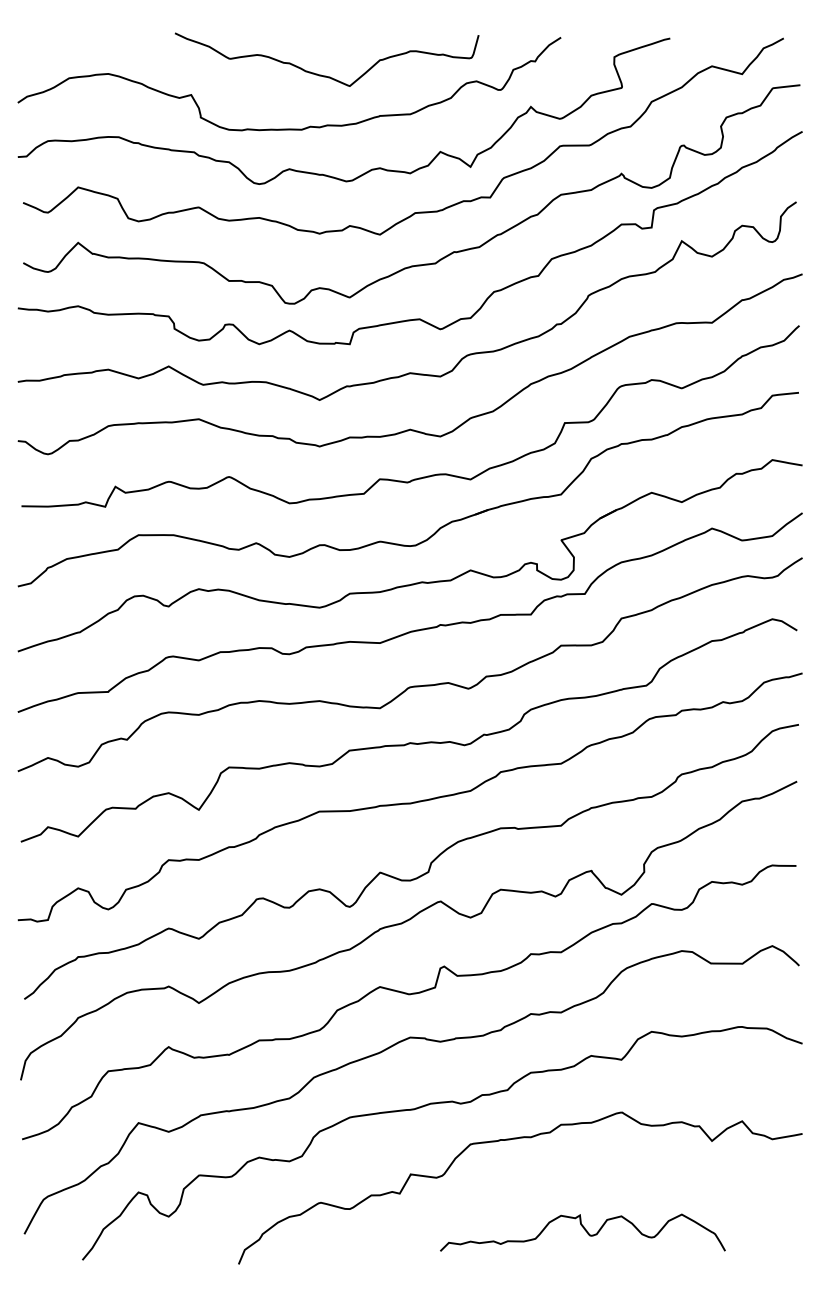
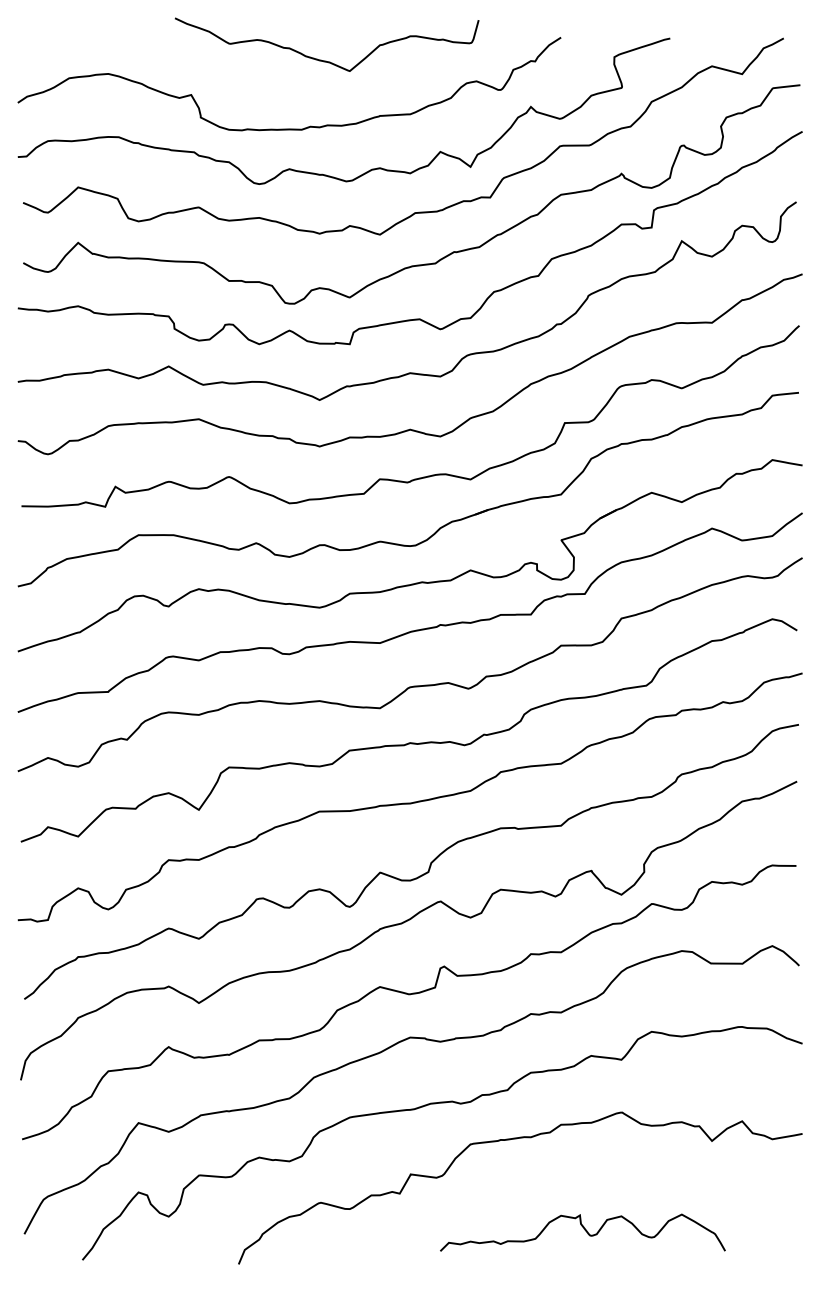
curve position: (321, 74) -> (321, 59) (321, 59)
